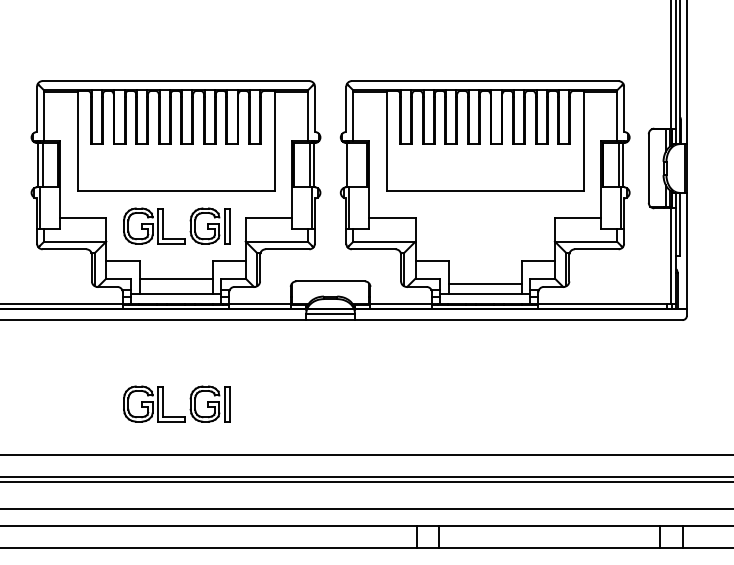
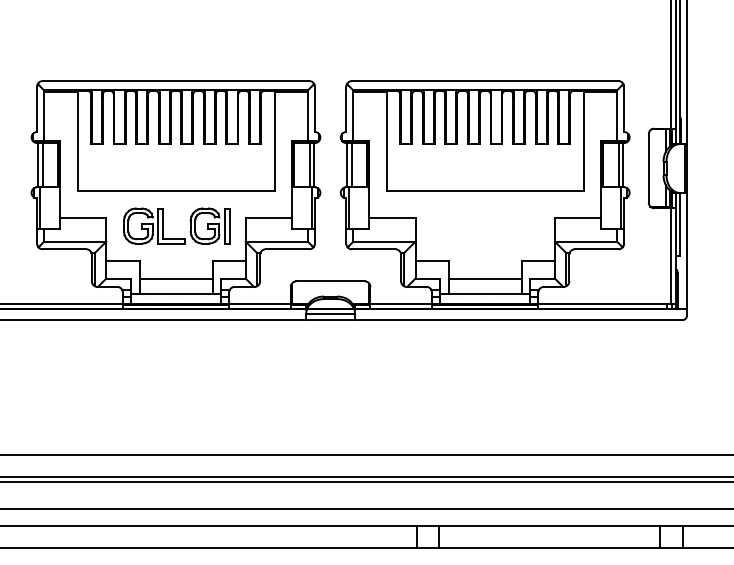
line: none -> present (351, 165)
line position: (484, 283) -> (484, 278) (484, 278)
part: present -> none (163, 403)
